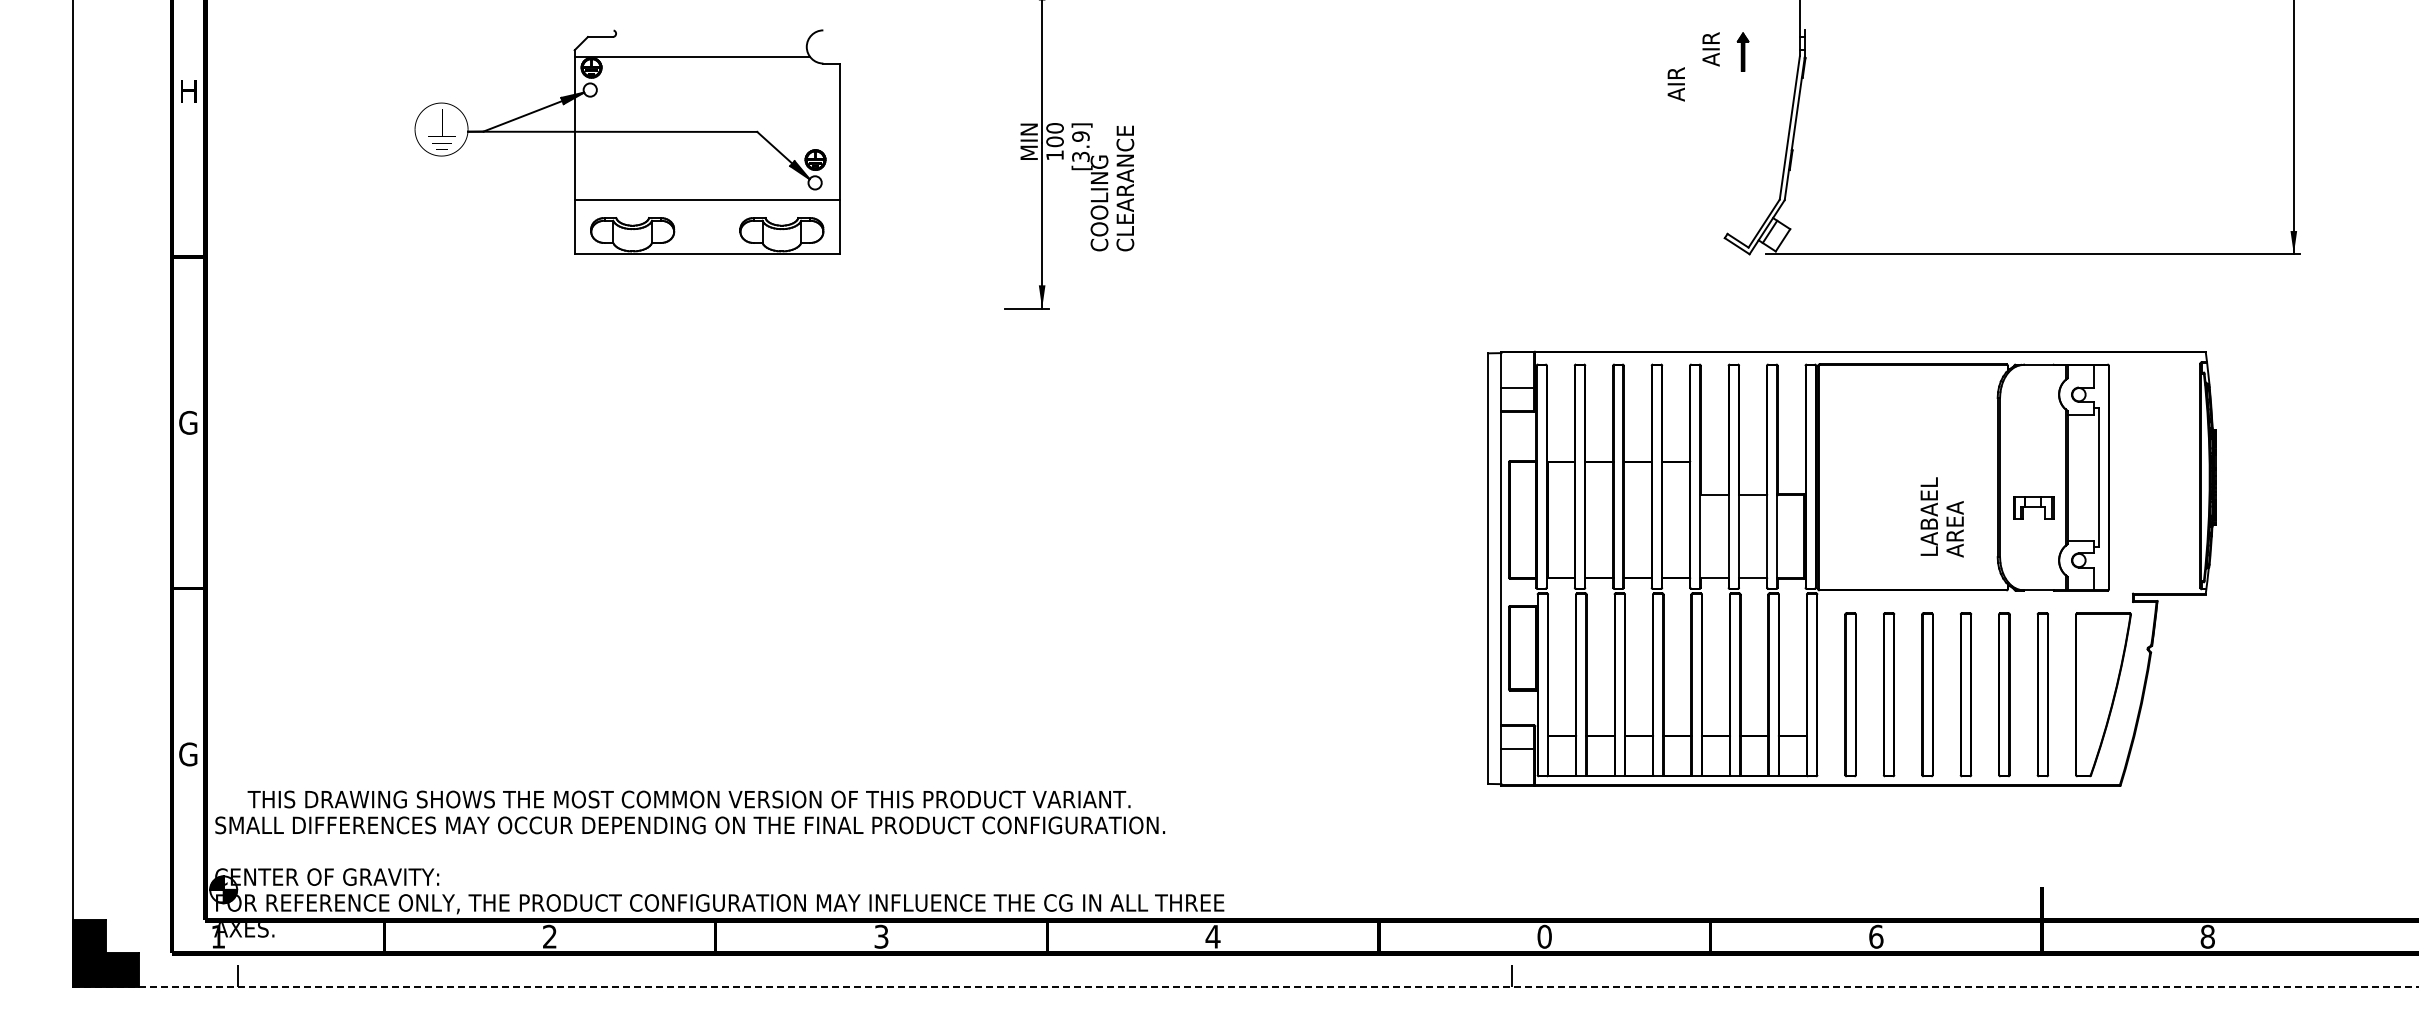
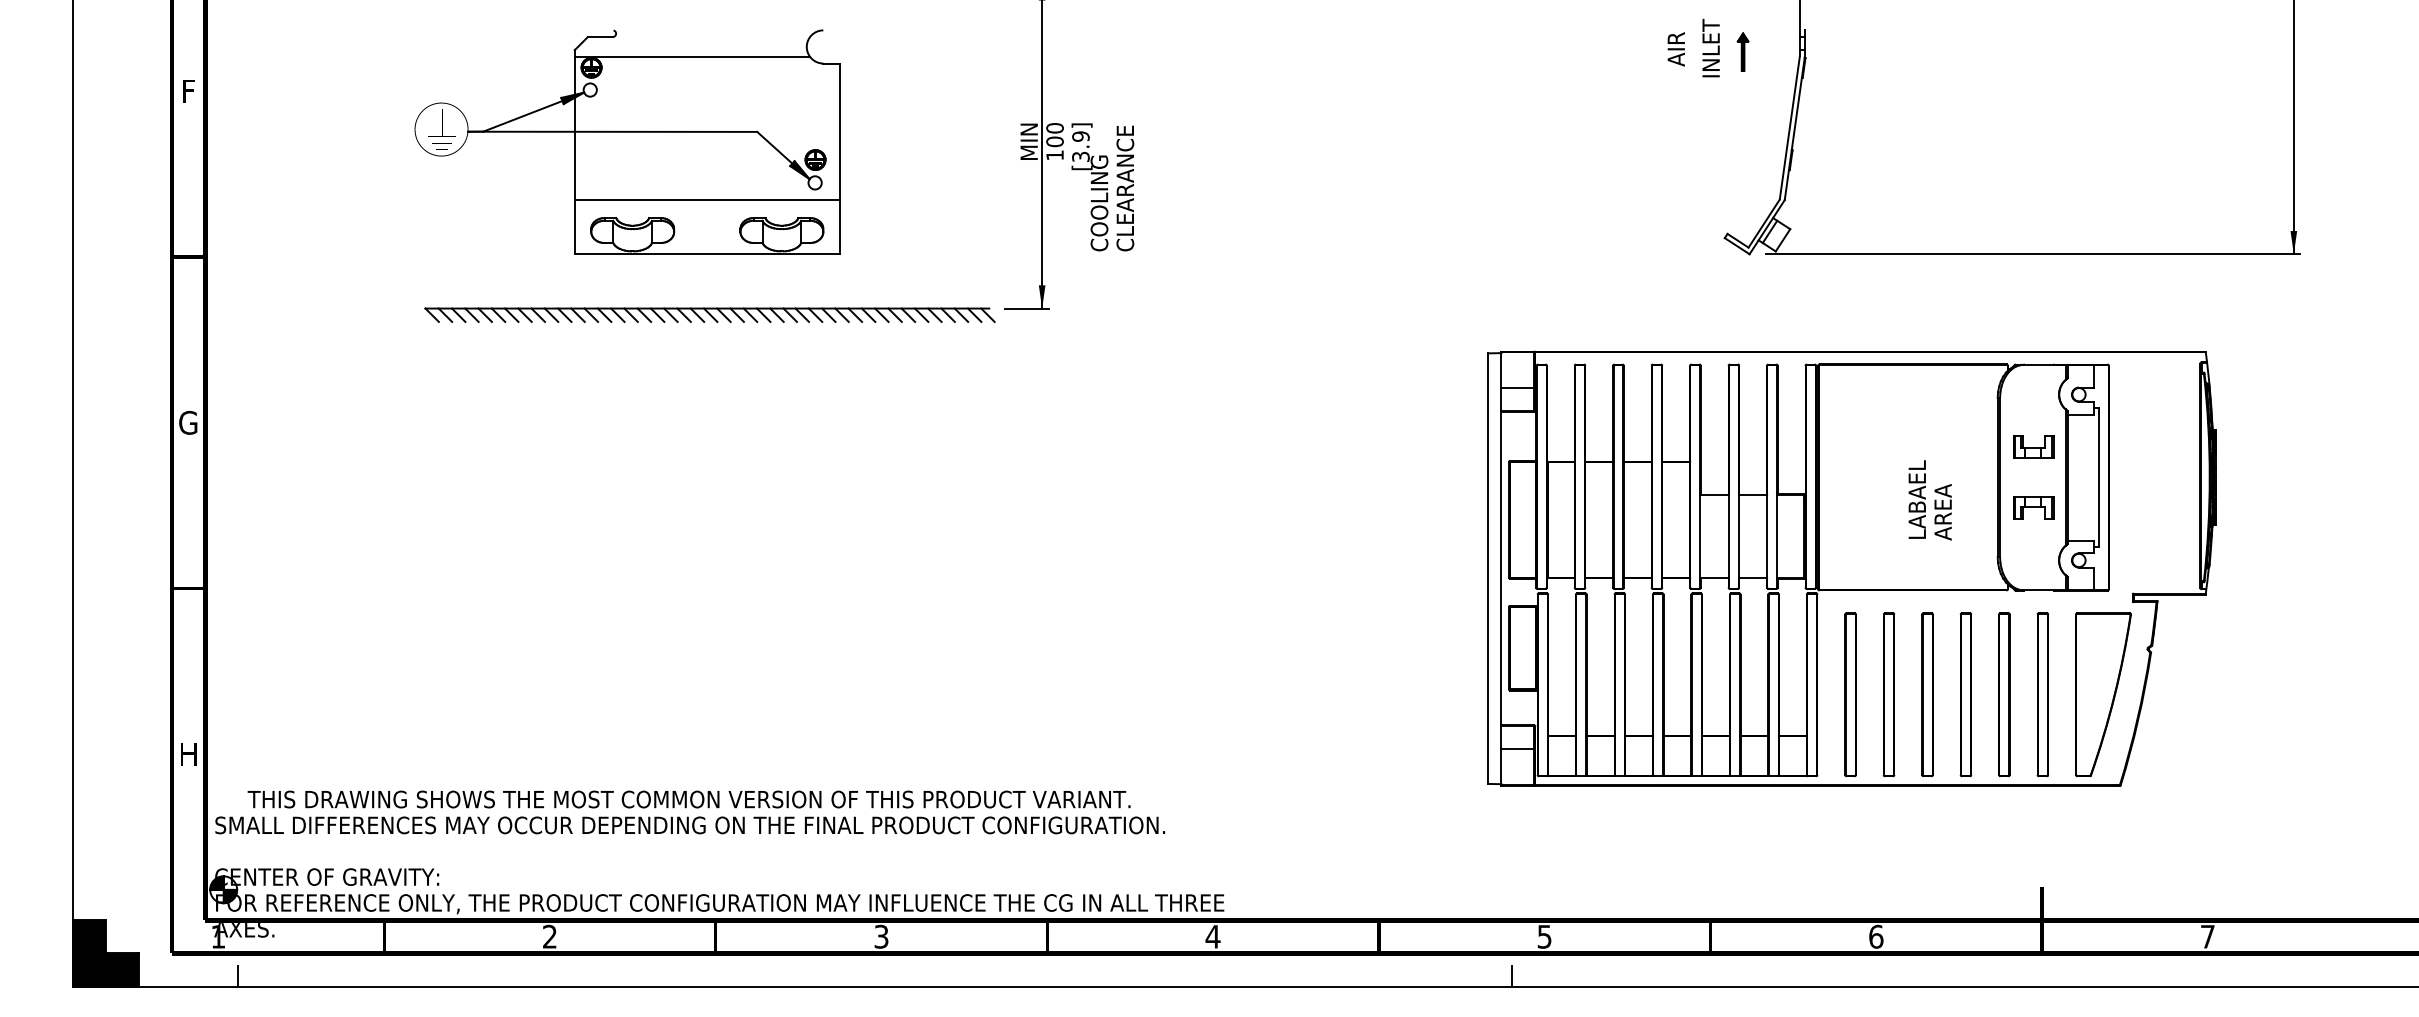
text: AIR -> INLET (1710, 47)
text position: (1675, 84) -> (1675, 49) (1675, 49)
text: H -> F (188, 91)
part: none -> present (709, 314)
part: none -> present (2033, 446)
text position: (1941, 517) -> (1929, 500) (1929, 500)
text: G -> H (188, 754)
text: 0 -> 5 (1544, 936)
text: 8 -> 7 (2207, 936)
line: dashed -> solid (1245, 986)
